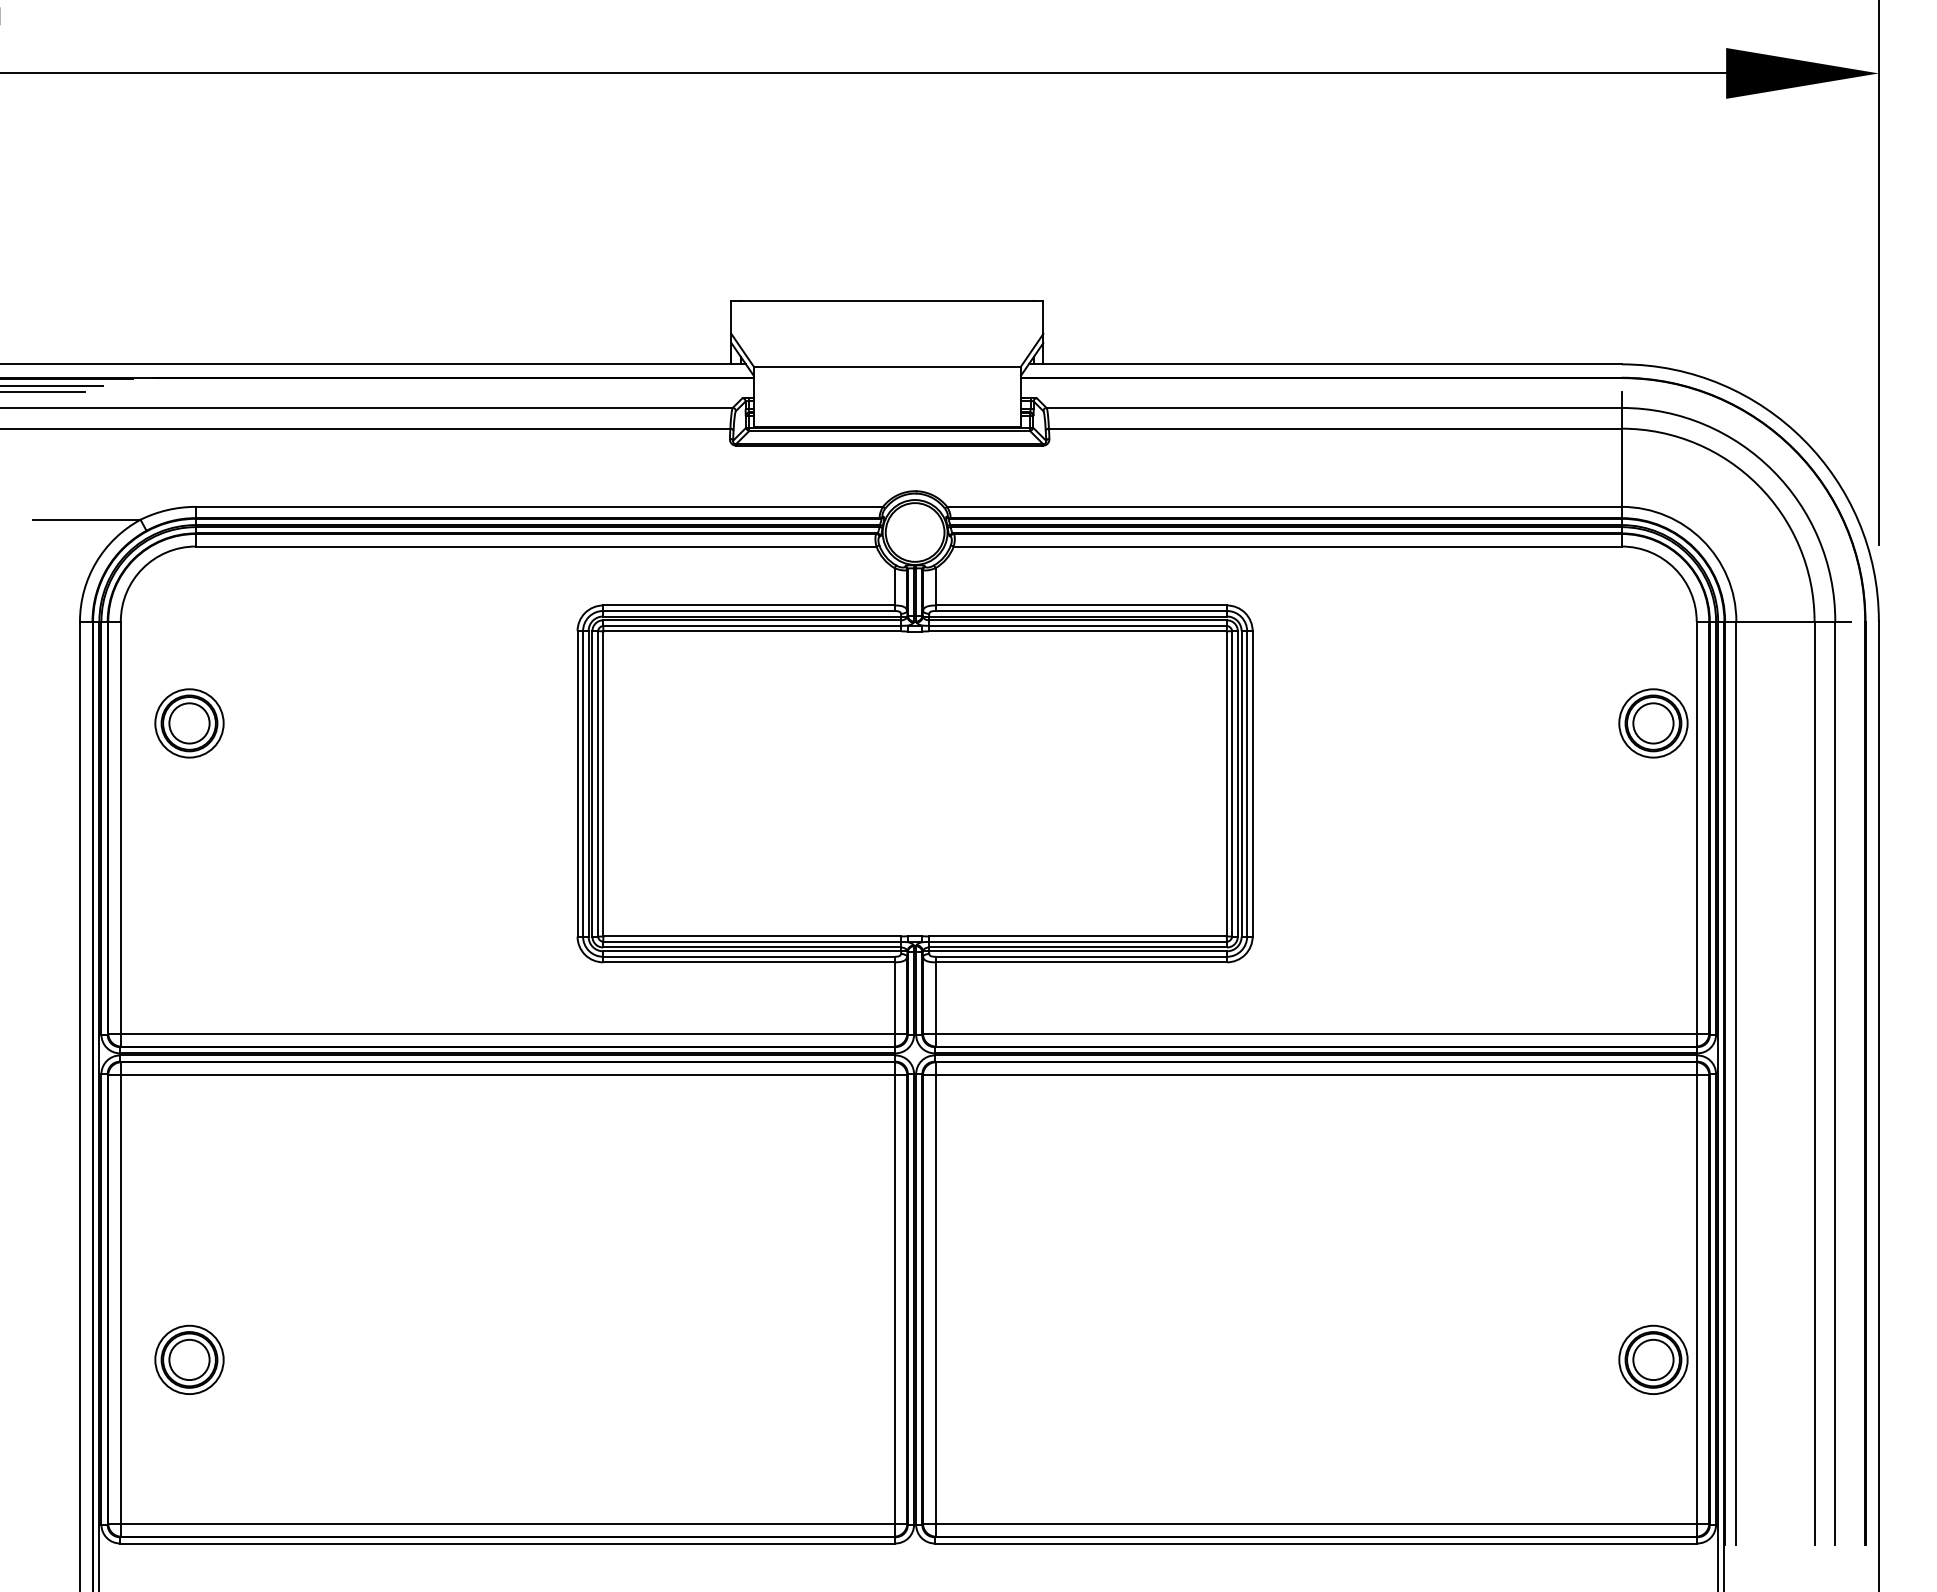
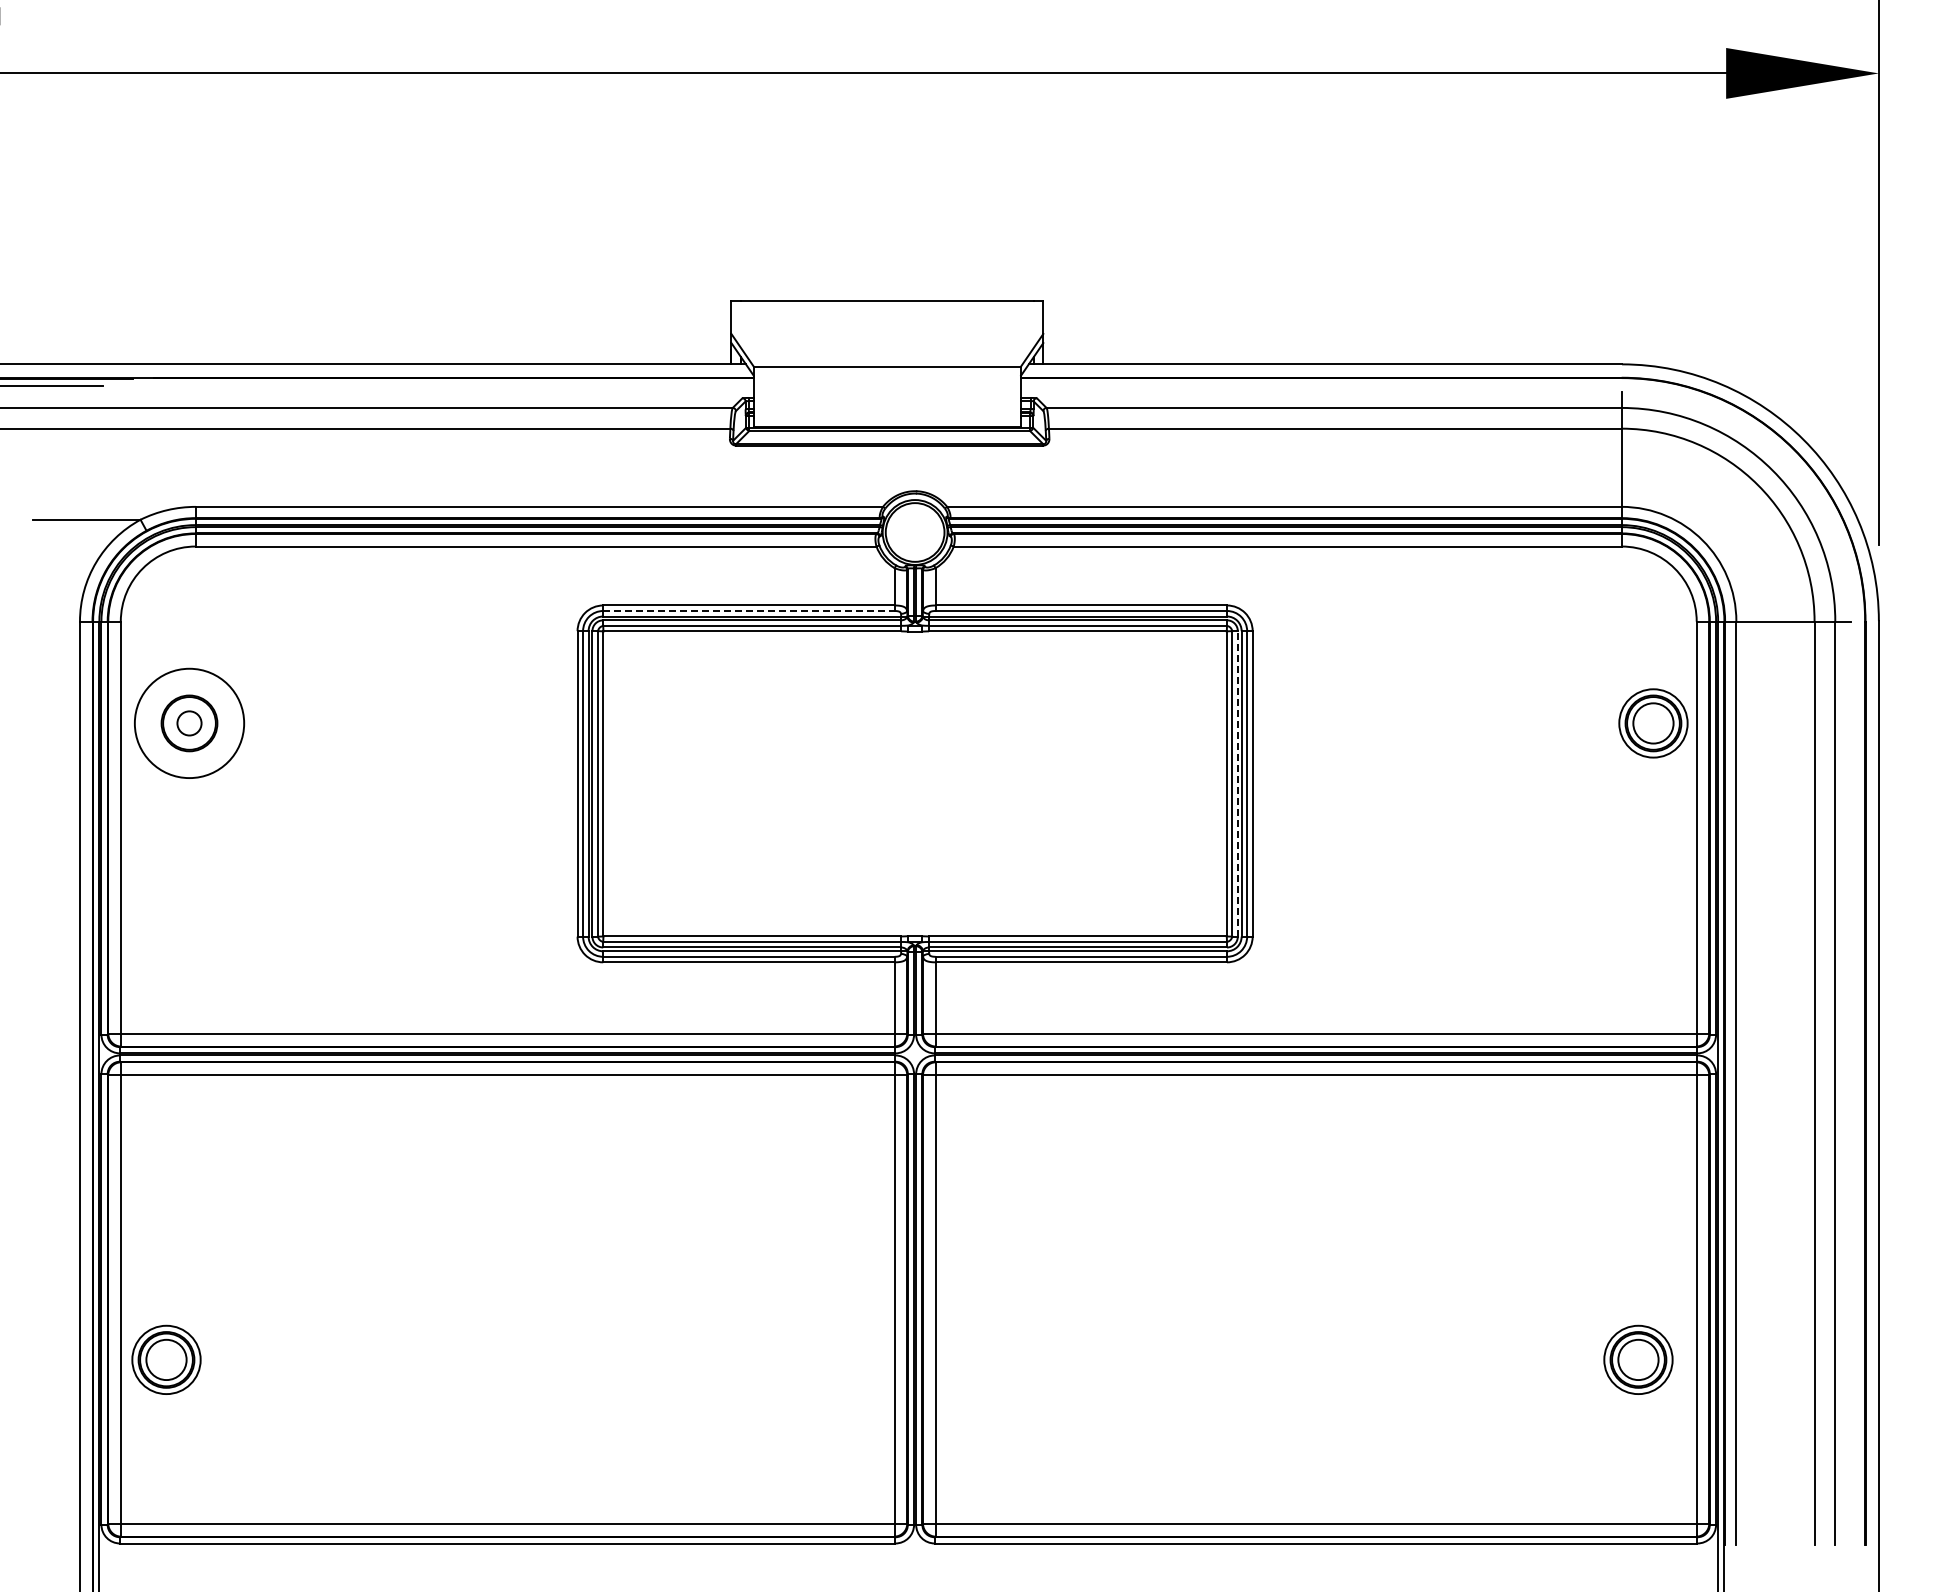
line: present -> none (43, 392)
line: solid -> dashed (748, 611)
circle diameter: 40 px -> 24 px (189, 723)
circle diameter: 68 px -> 109 px (189, 723)
line: solid -> dashed (1237, 783)
part position: (189, 1359) -> (166, 1359) (166, 1359)
part position: (1653, 1359) -> (1638, 1359) (1638, 1359)
